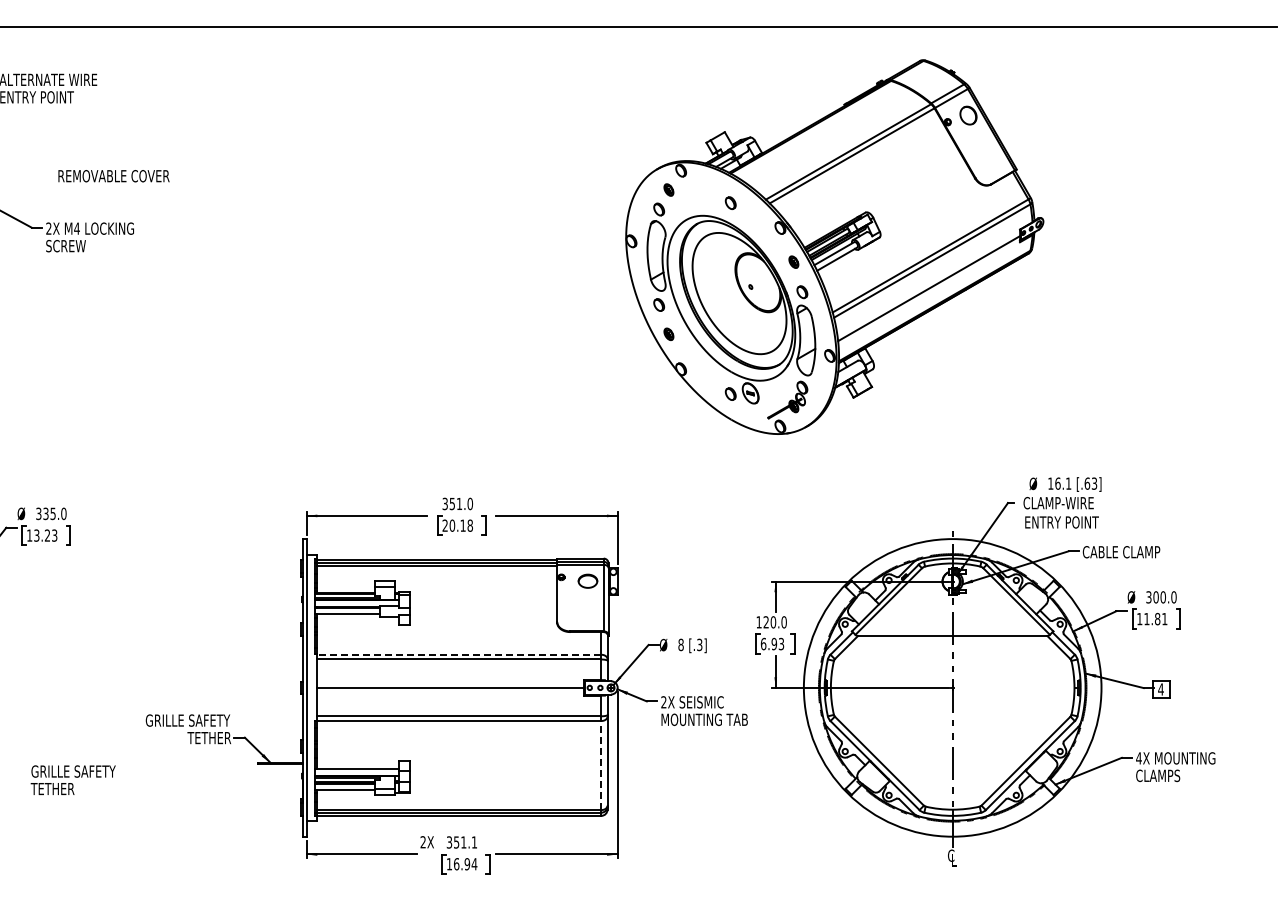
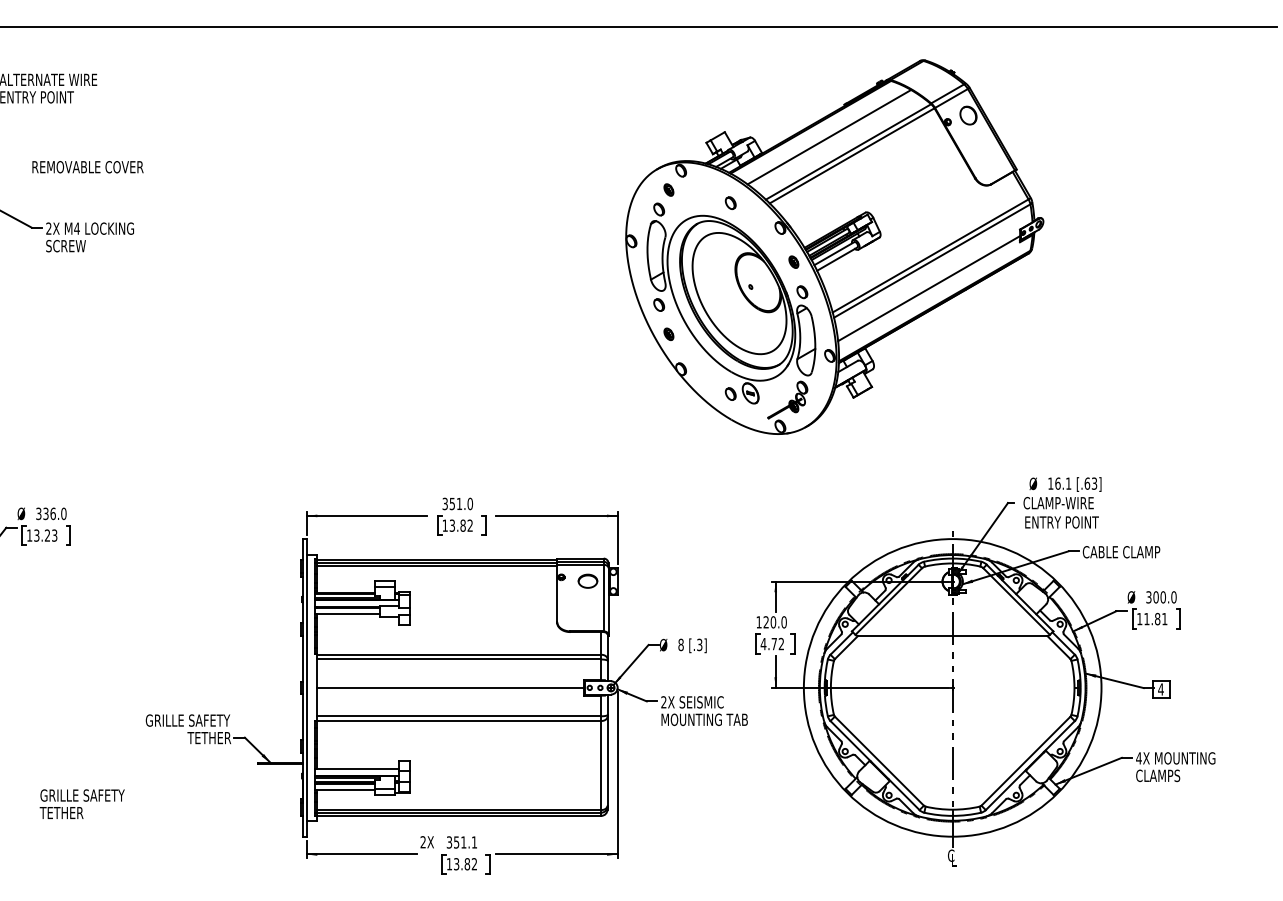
line: none -> present (829, 136)
text position: (113, 176) -> (87, 167) (87, 167)
text: 335.0 -> 336.0 (52, 513)
text: 20.18 -> 13.82 (457, 525)
text: 6.93 -> 4.72 (772, 643)
line: dashed -> solid (458, 654)
line: dashed -> solid (601, 765)
text position: (72, 779) -> (81, 803) (81, 803)
text: 16.94 -> 13.82 (465, 864)
